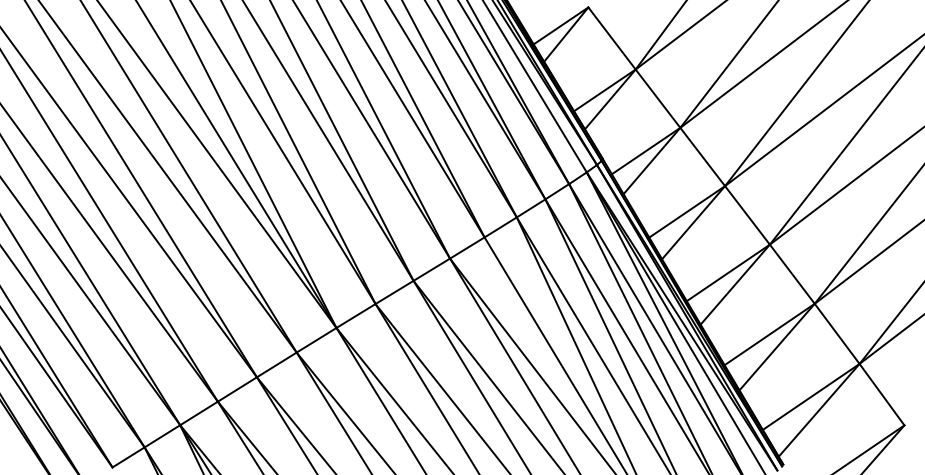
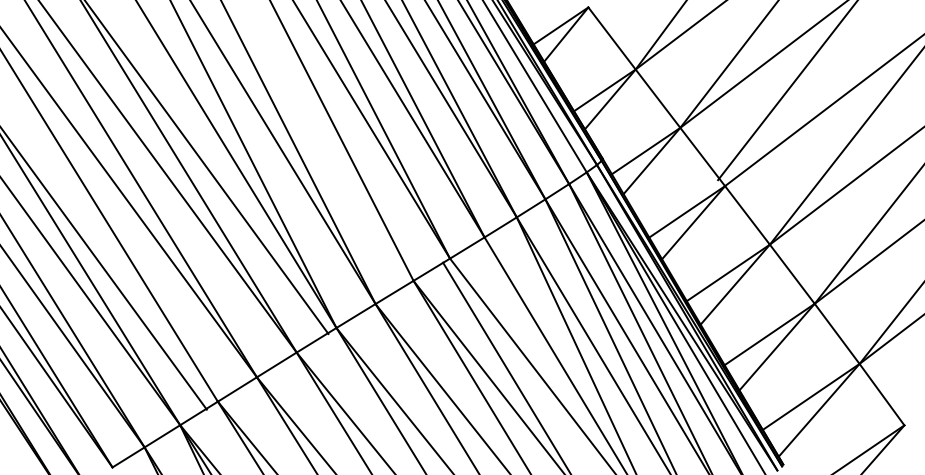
line position: (796, 94) -> (787, 91) (787, 91)
line: present -> none (328, 141)
line position: (217, 164) -> (207, 167) (207, 167)
line position: (109, 253) -> (104, 269) (104, 269)
line position: (514, 364) -> (506, 366) (506, 366)
